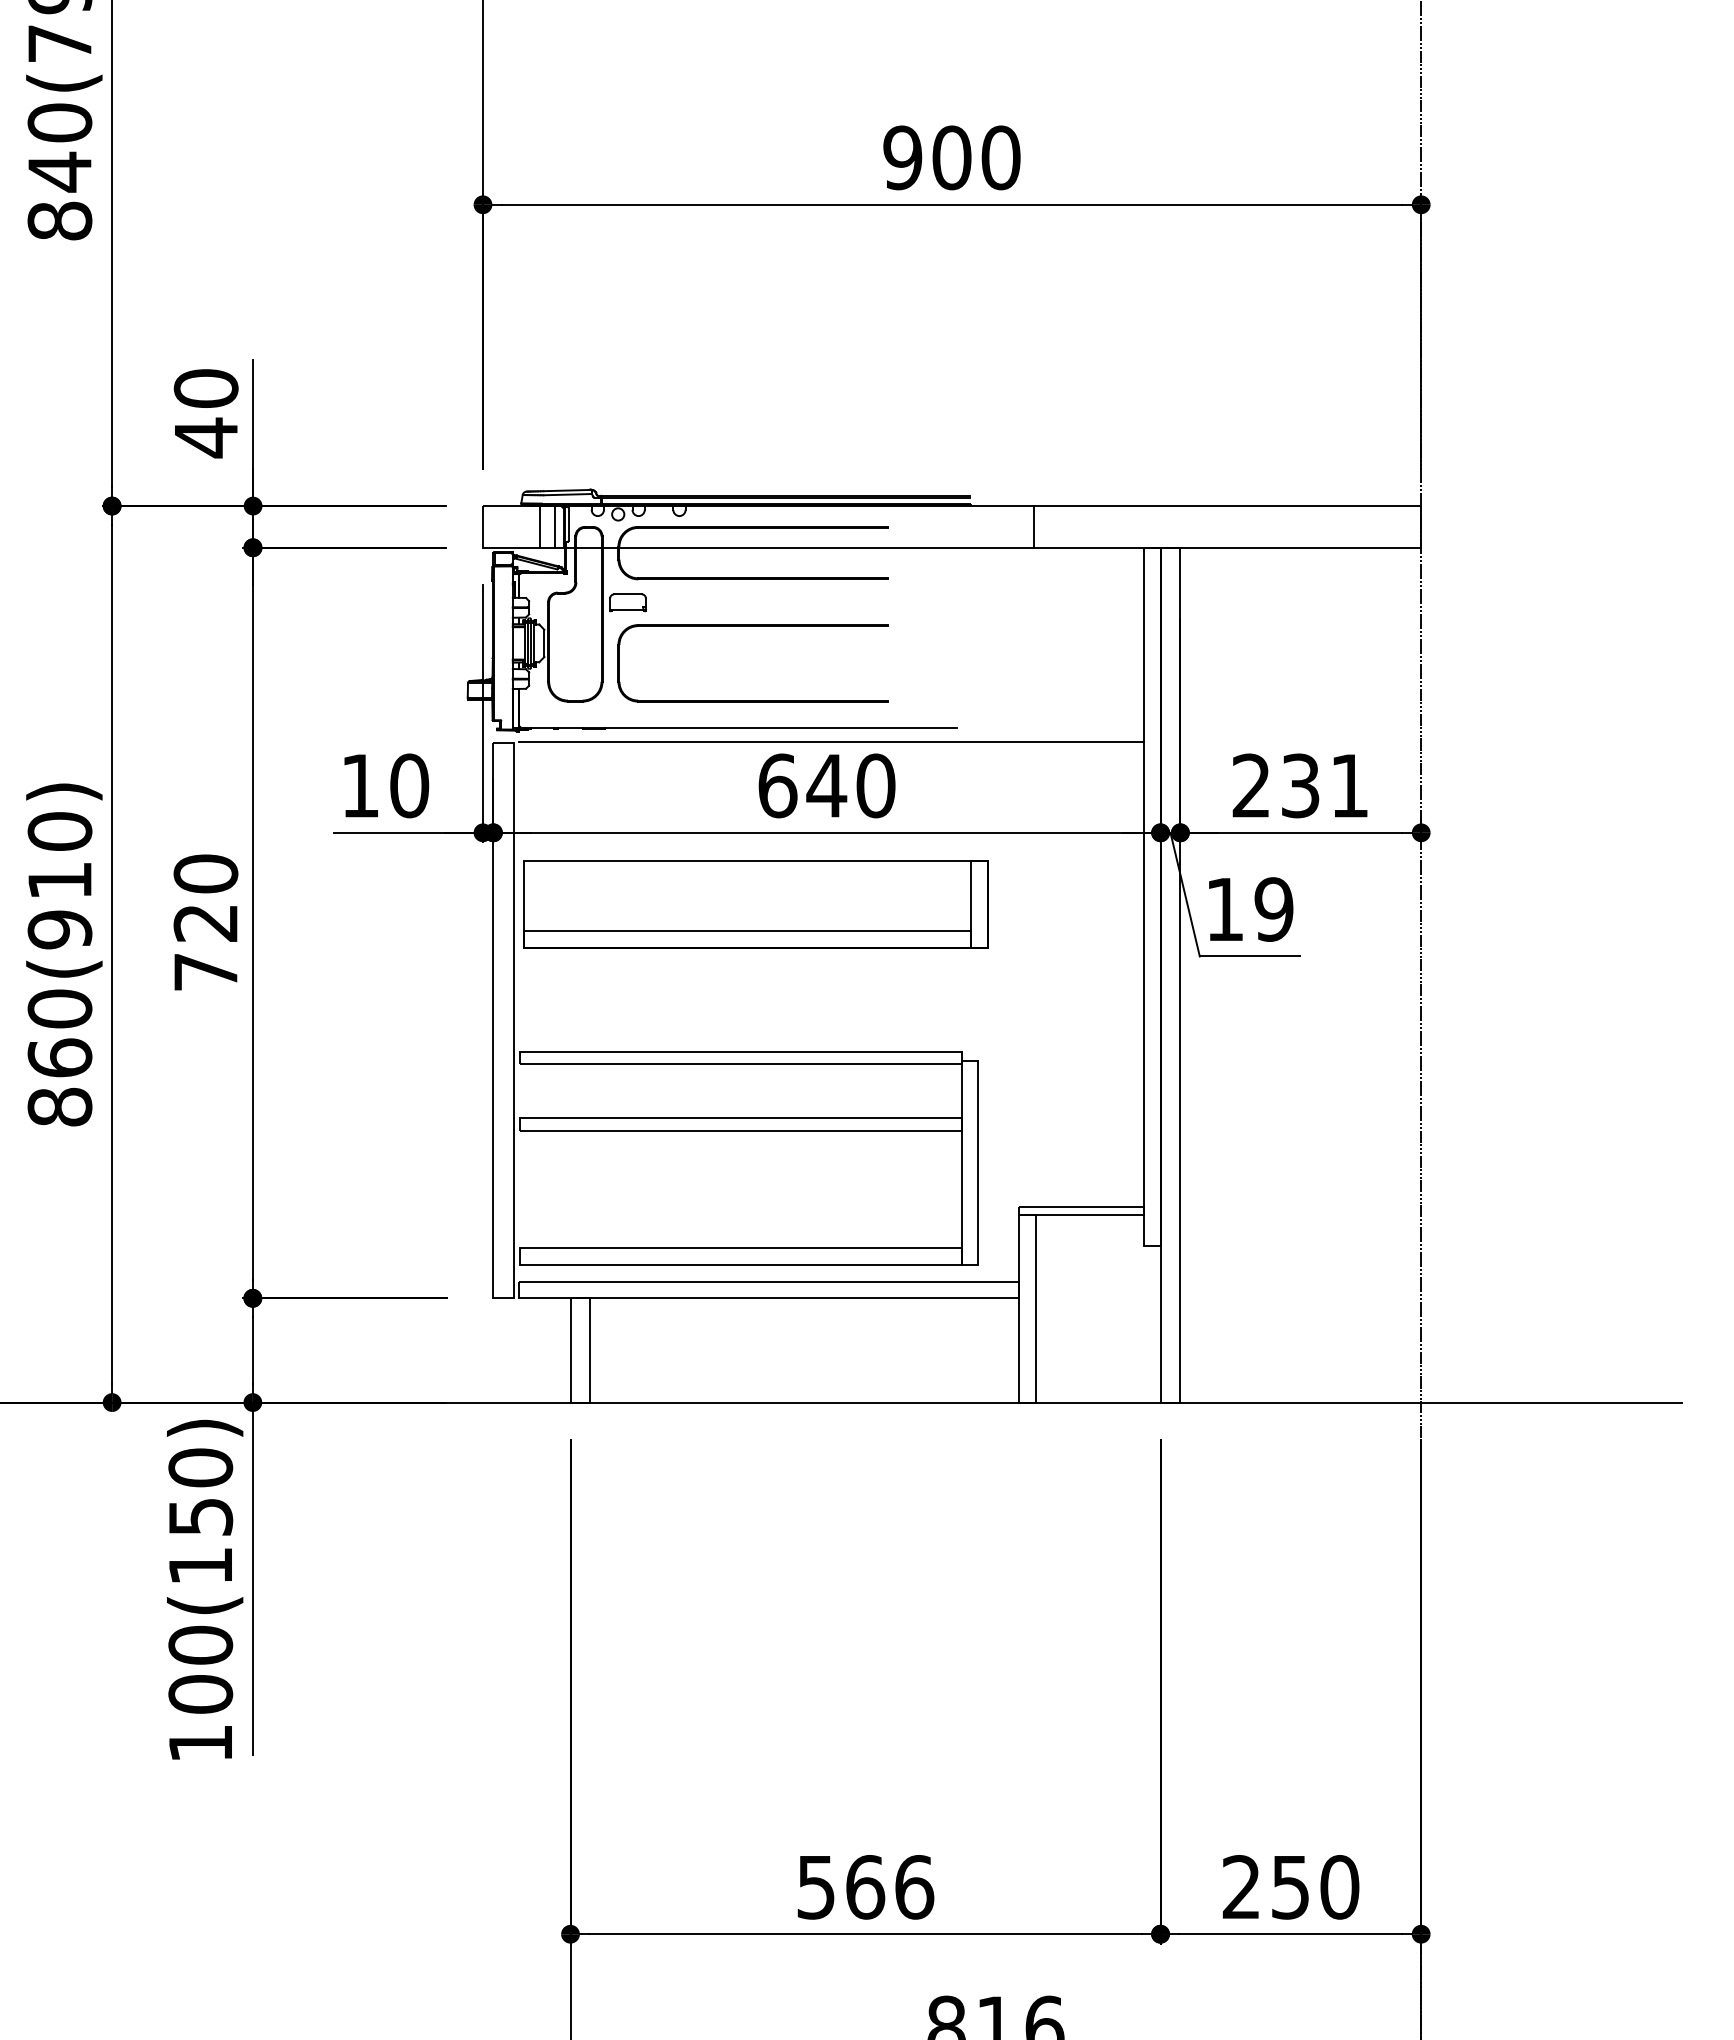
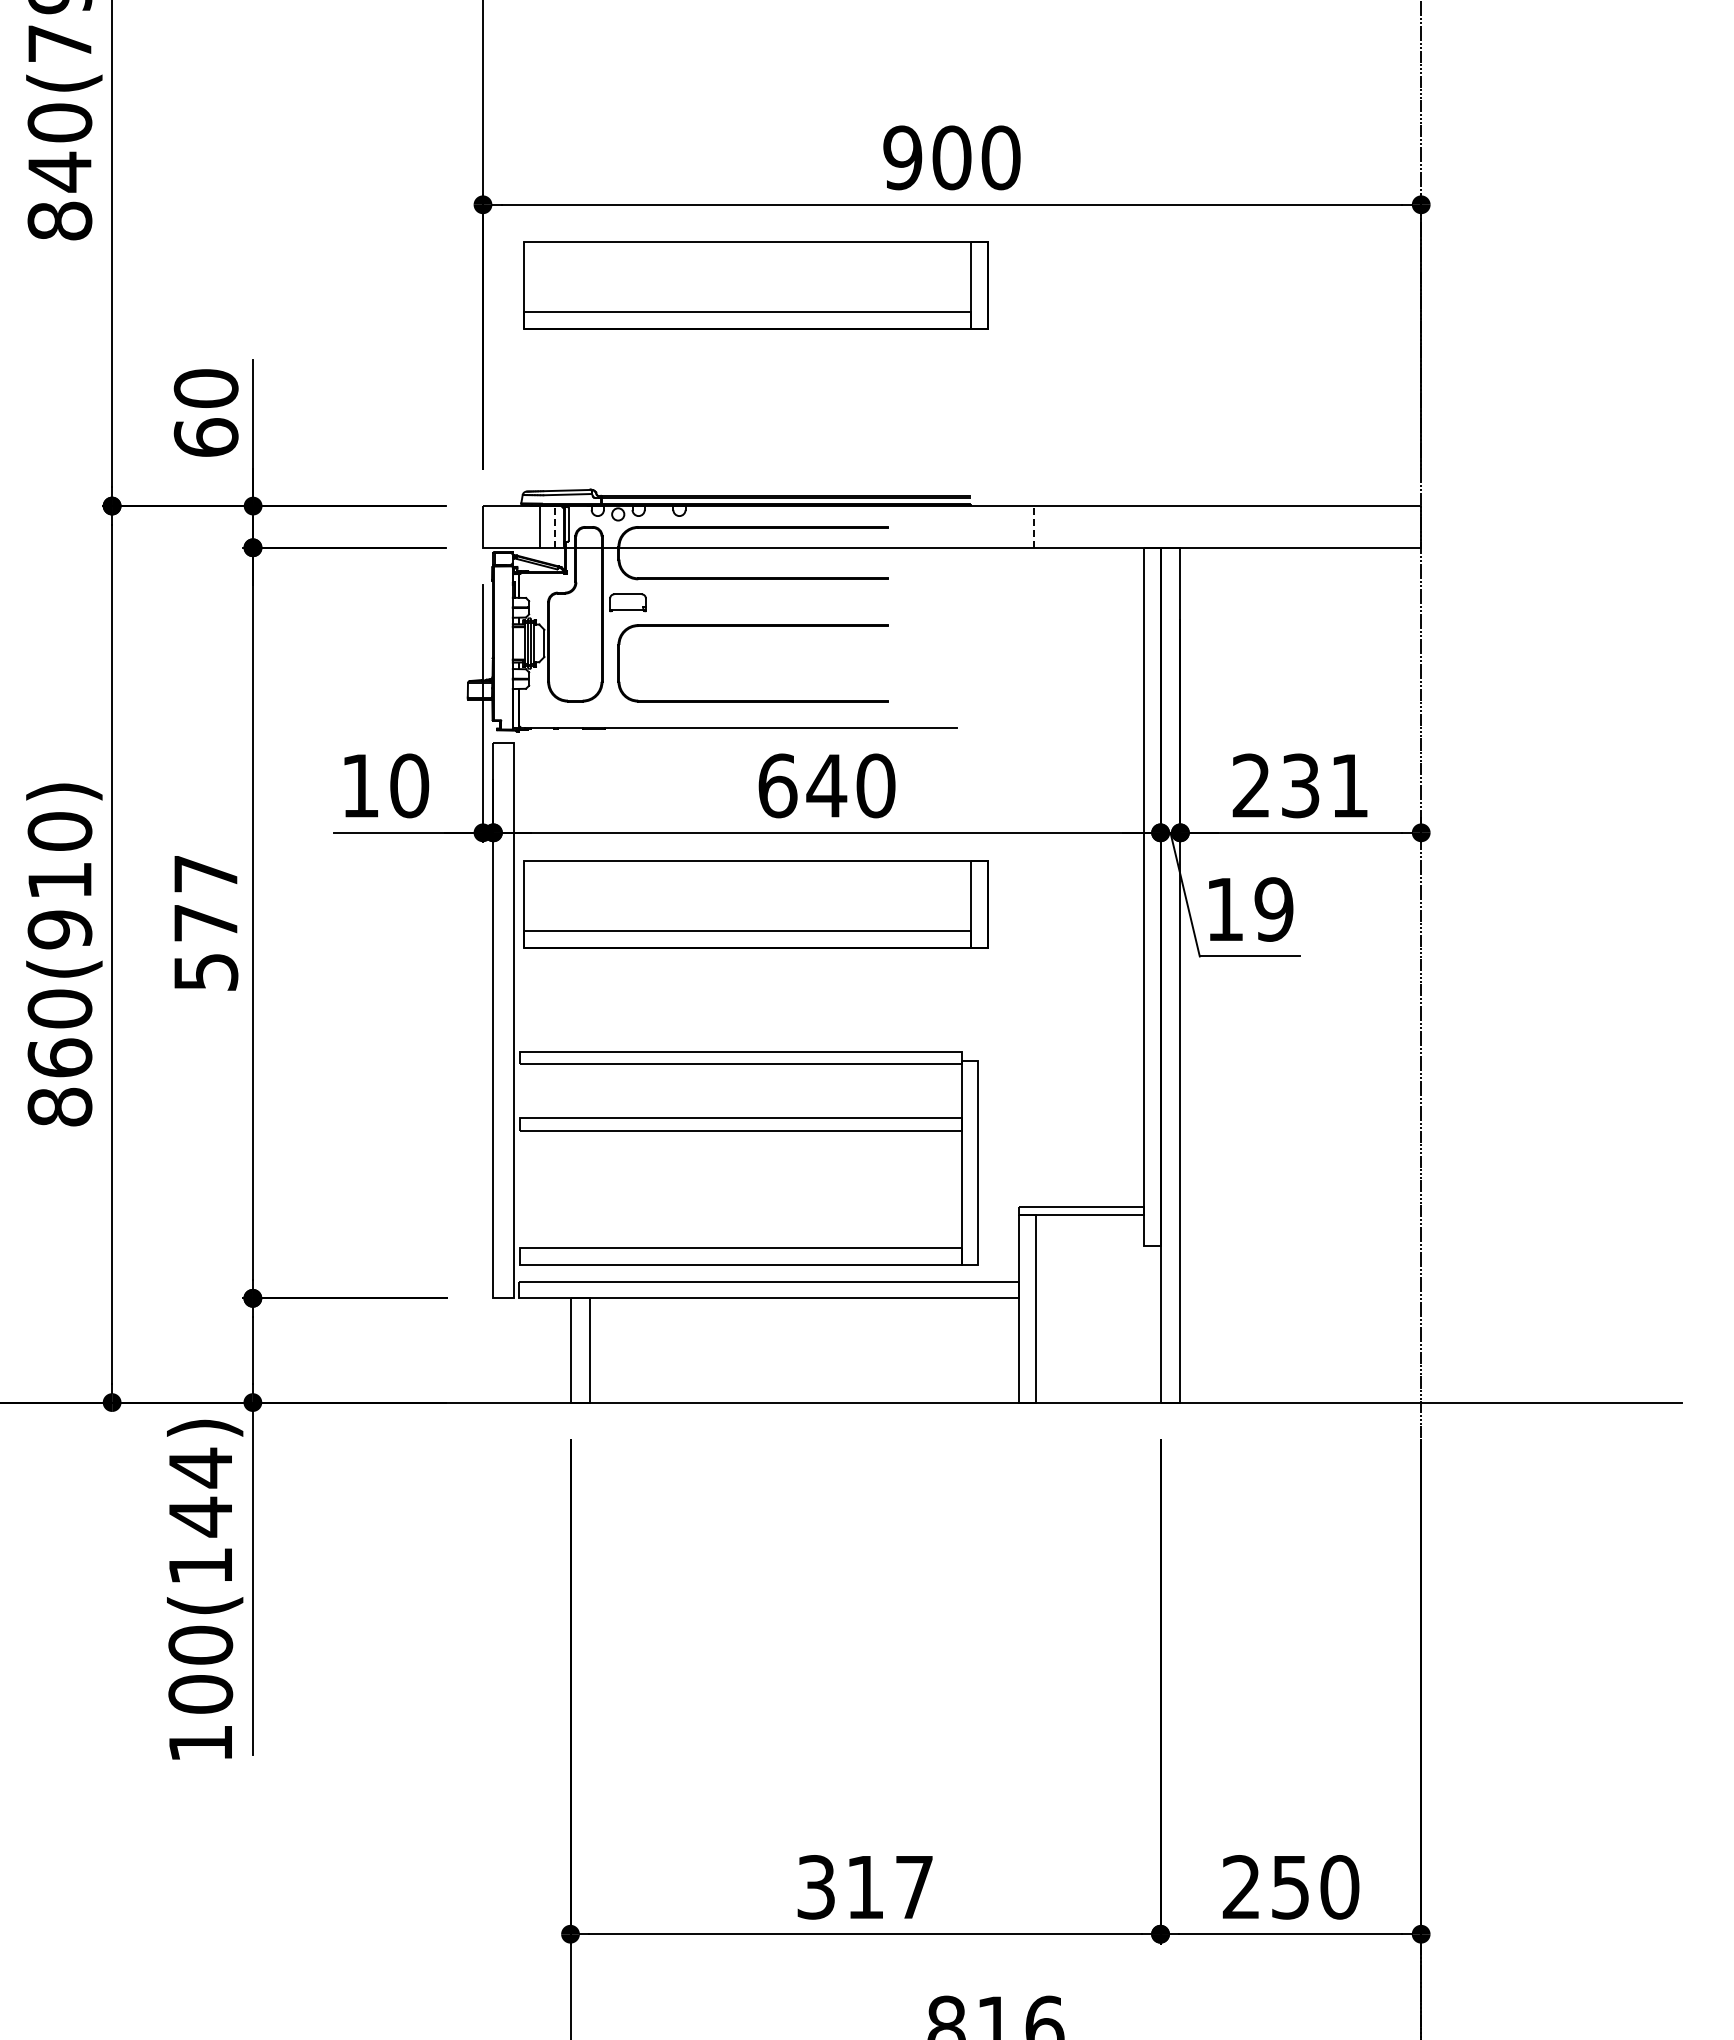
part: none -> present (755, 285)
text: 40 -> 60 (205, 437)
line: solid -> dashed (554, 526)
line: solid -> dashed (1034, 526)
line: present -> none (831, 741)
text: 720 -> 577 (205, 922)
text: 100(150) -> 100(144) (200, 1492)
text: 566 -> 317 (866, 1887)
